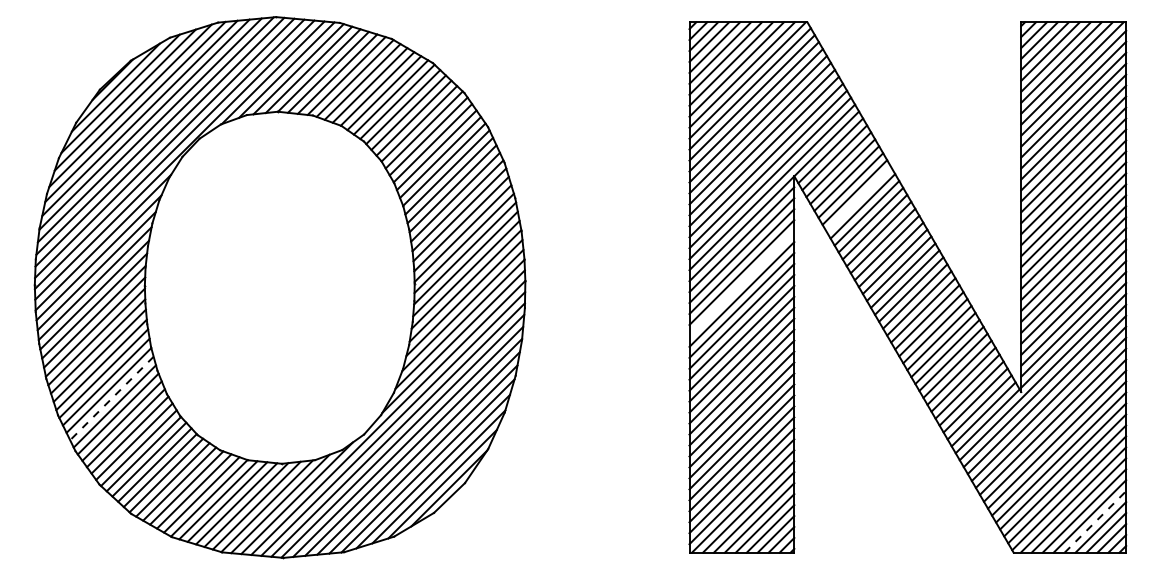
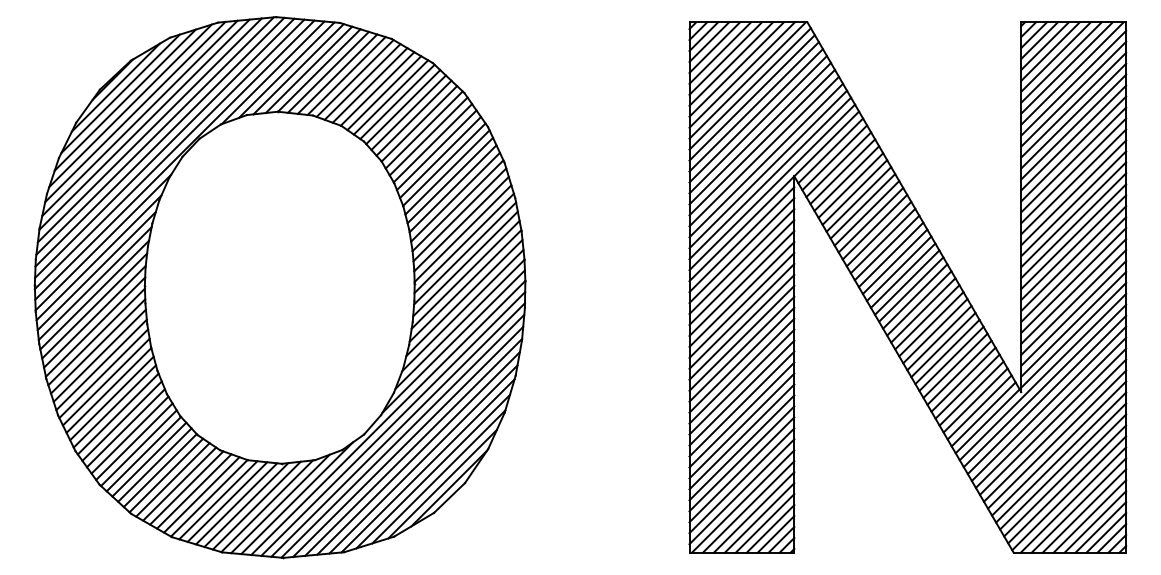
line: none -> present (858, 199)
line: none -> present (741, 283)
line: dashed -> solid (111, 398)
line: dashed -> solid (1095, 521)
